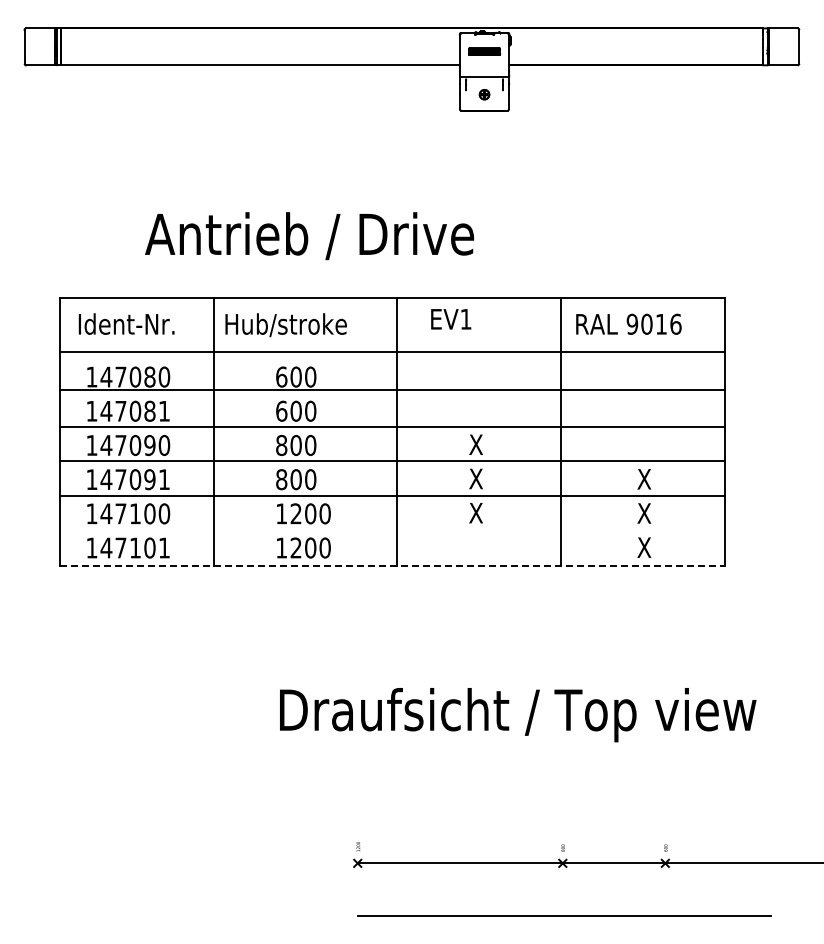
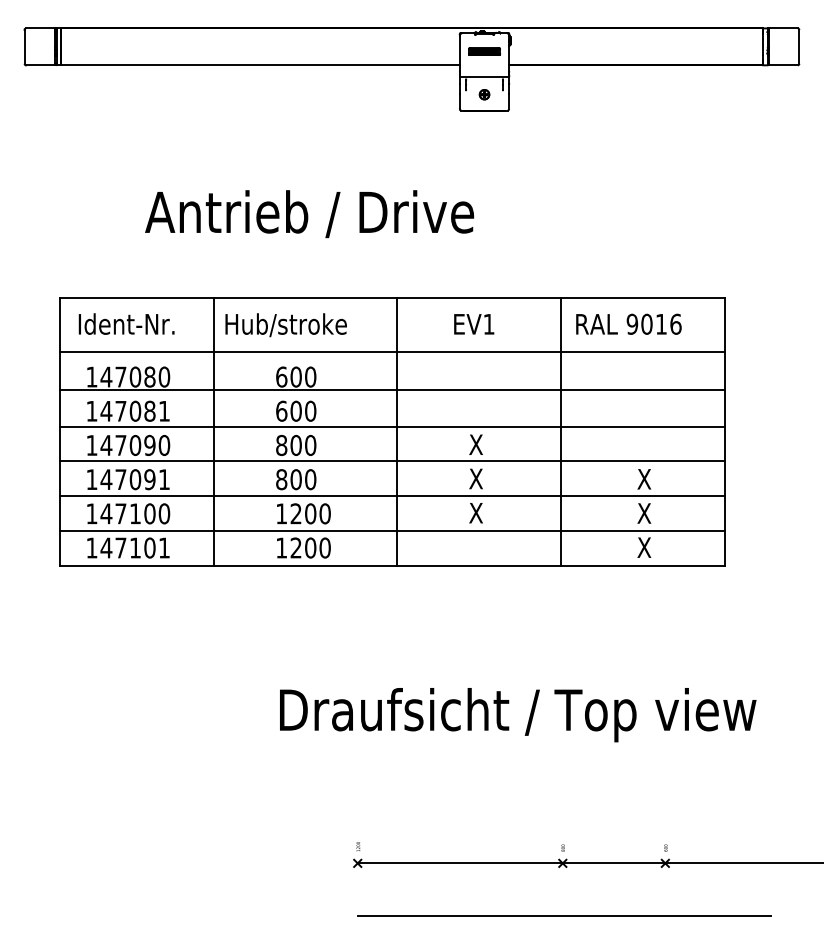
text position: (309, 236) -> (309, 214) (309, 214)
text position: (451, 319) -> (474, 324) (474, 324)
line: none -> present (392, 531)
line: dashed -> solid (393, 566)
